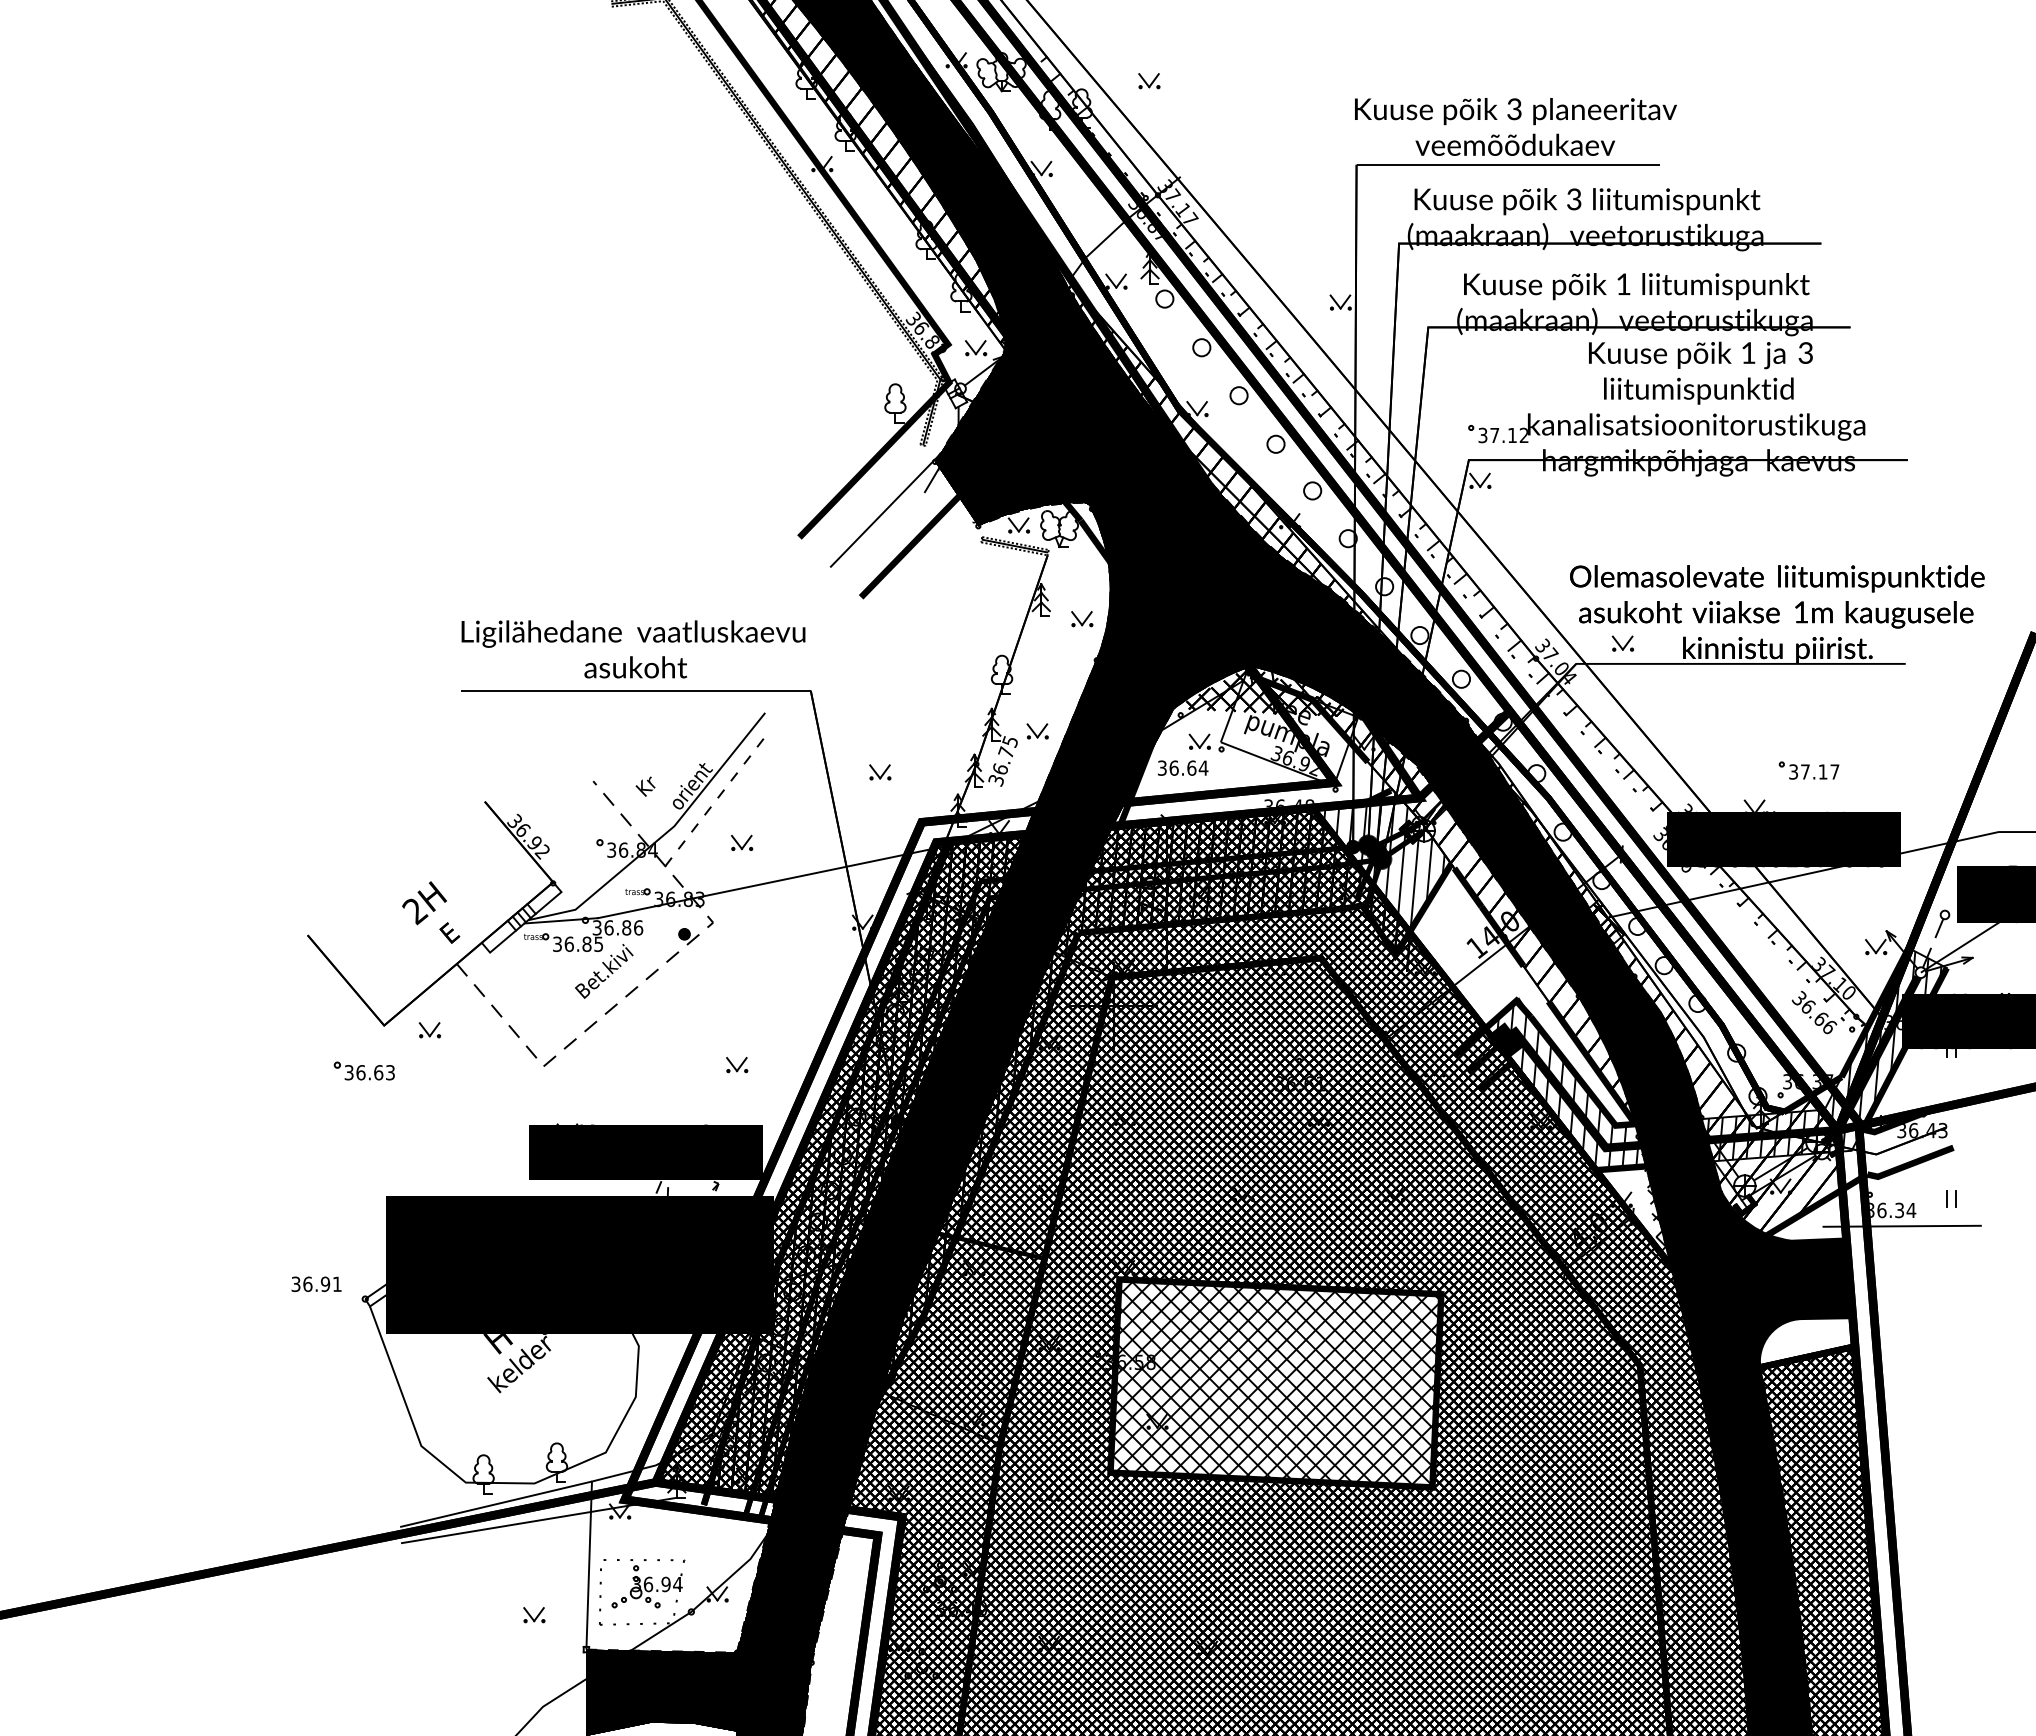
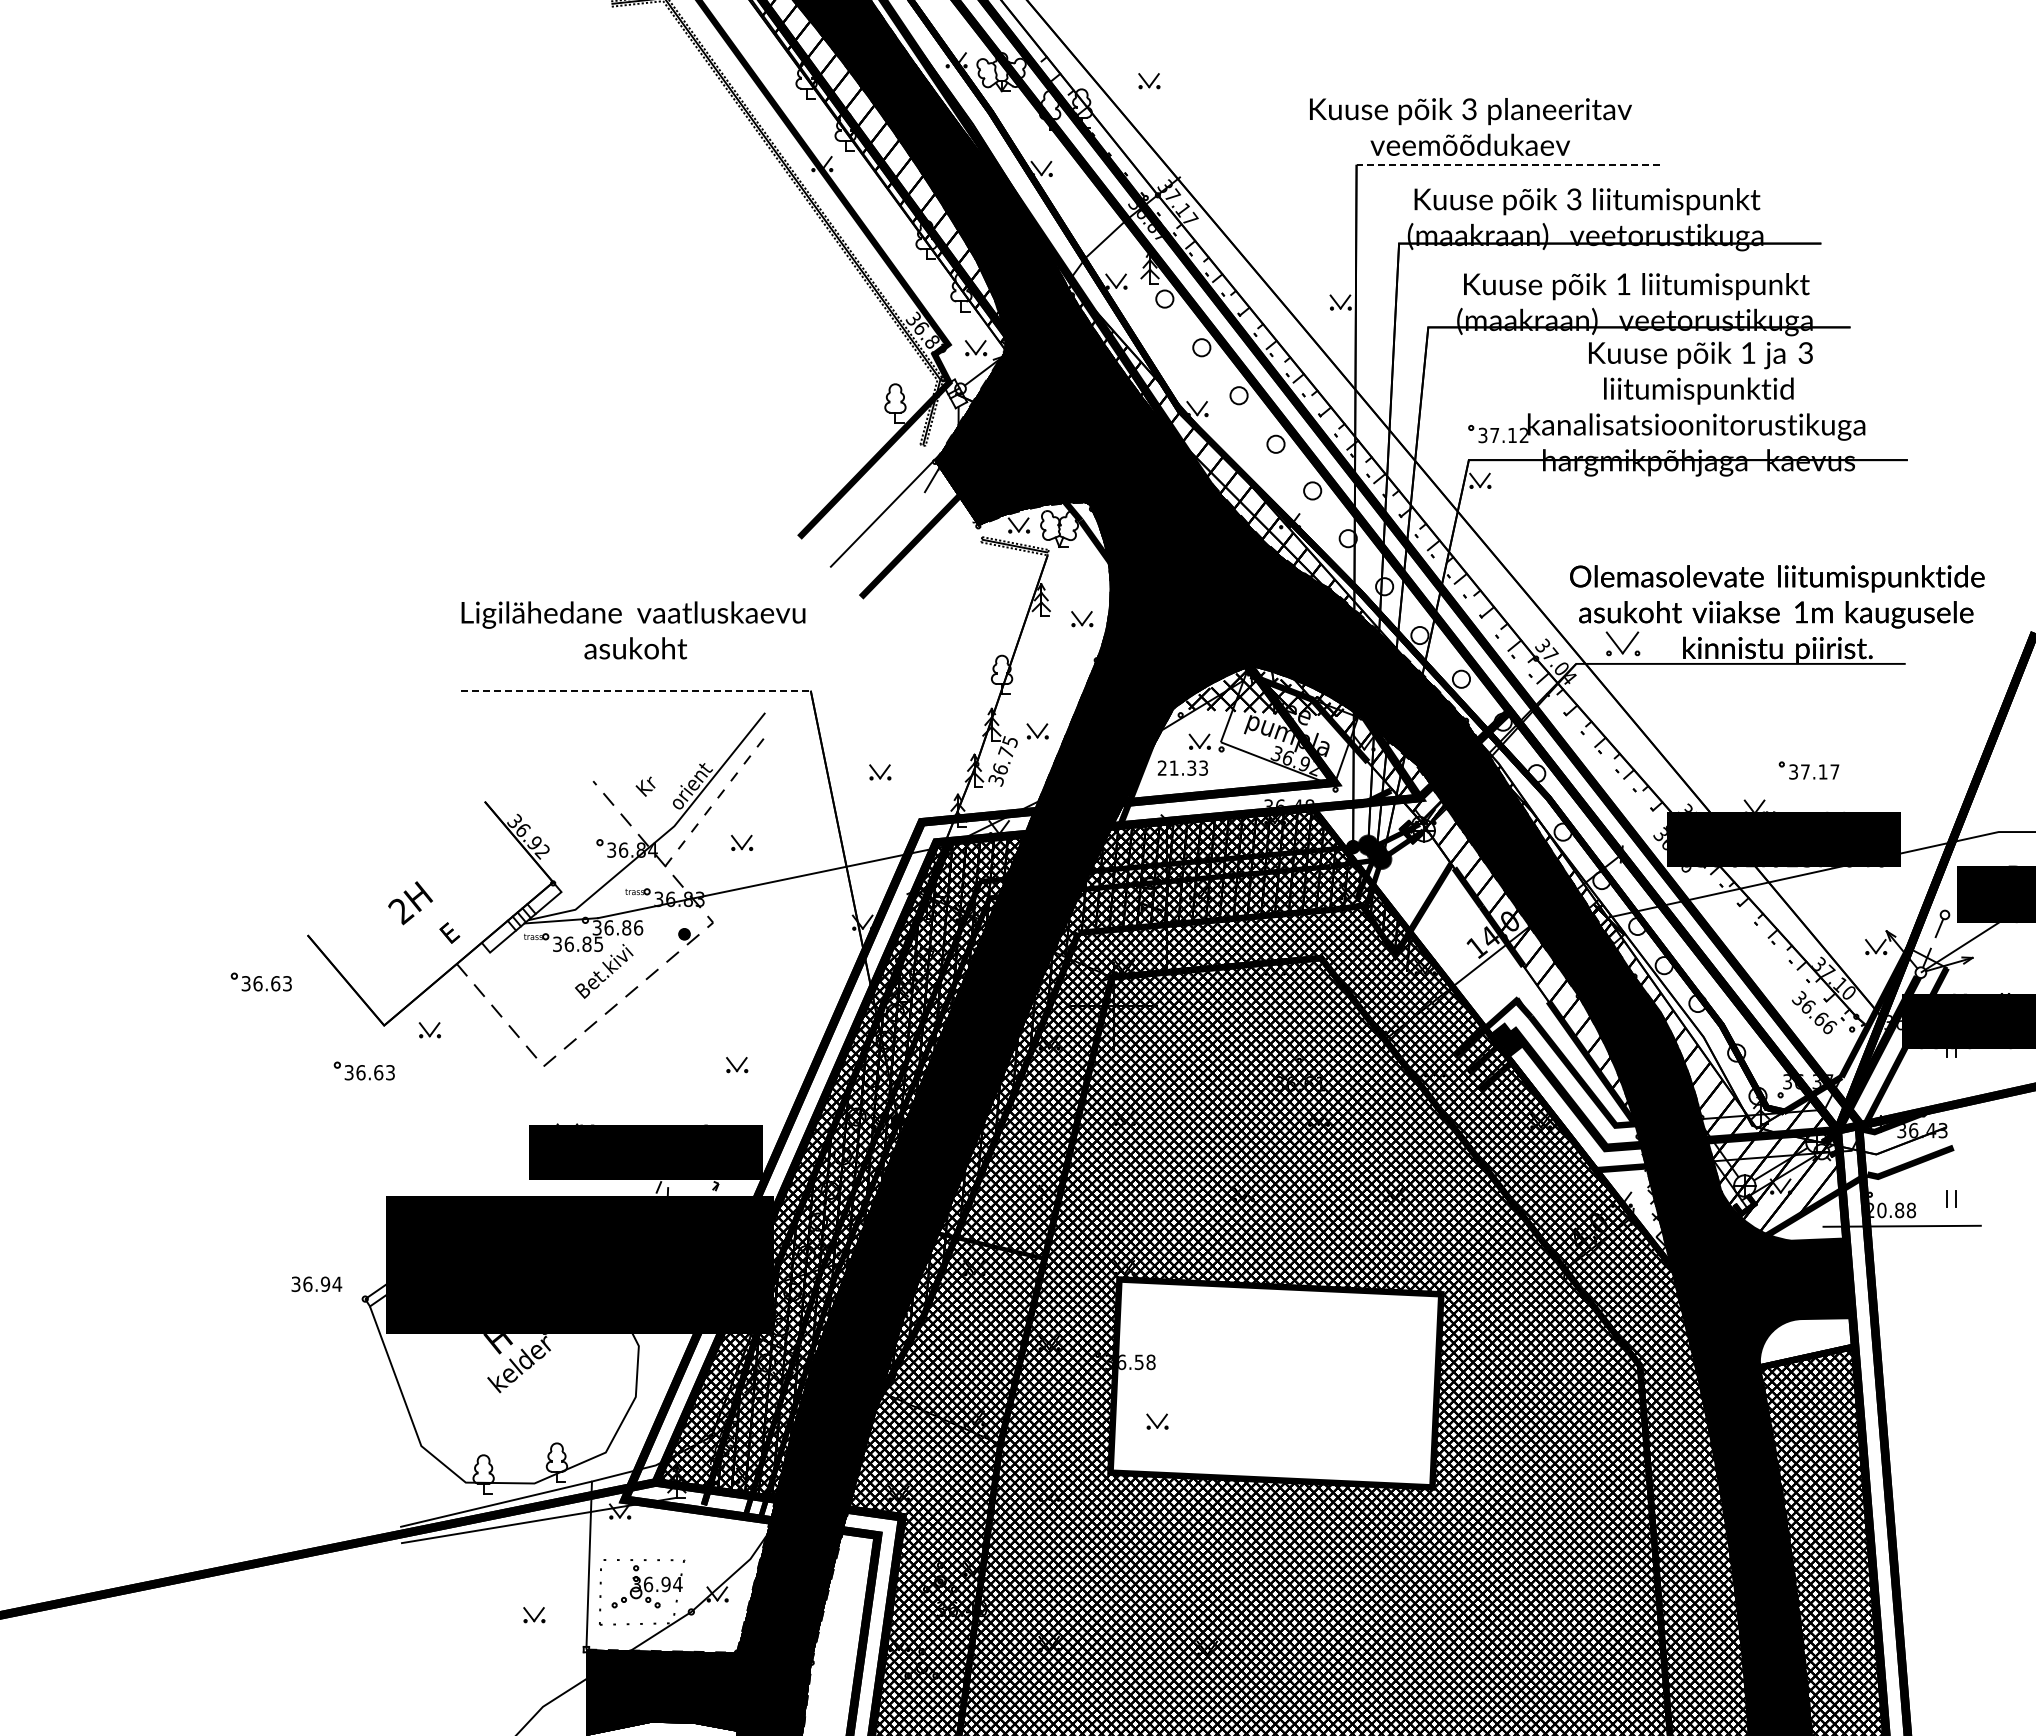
text position: (1515, 126) -> (1470, 126) (1470, 126)
line: solid -> dashed (1508, 164)
part size: 24x17 px -> 36x26 px (1622, 643)
text position: (633, 649) -> (633, 630) (633, 630)
line: solid -> dashed (635, 690)
text: 36.64 -> 21.33 (1183, 767)
hatch: present -> none (1384, 861)
text position: (424, 903) -> (410, 903) (410, 903)
part: none -> present (260, 981)
hatch: present -> none (1718, 1060)
text: 36.34 -> 20.88 (1893, 1210)
text: 36.91 -> 36.94 (337, 1283)
hatch: present -> none (1275, 1383)
